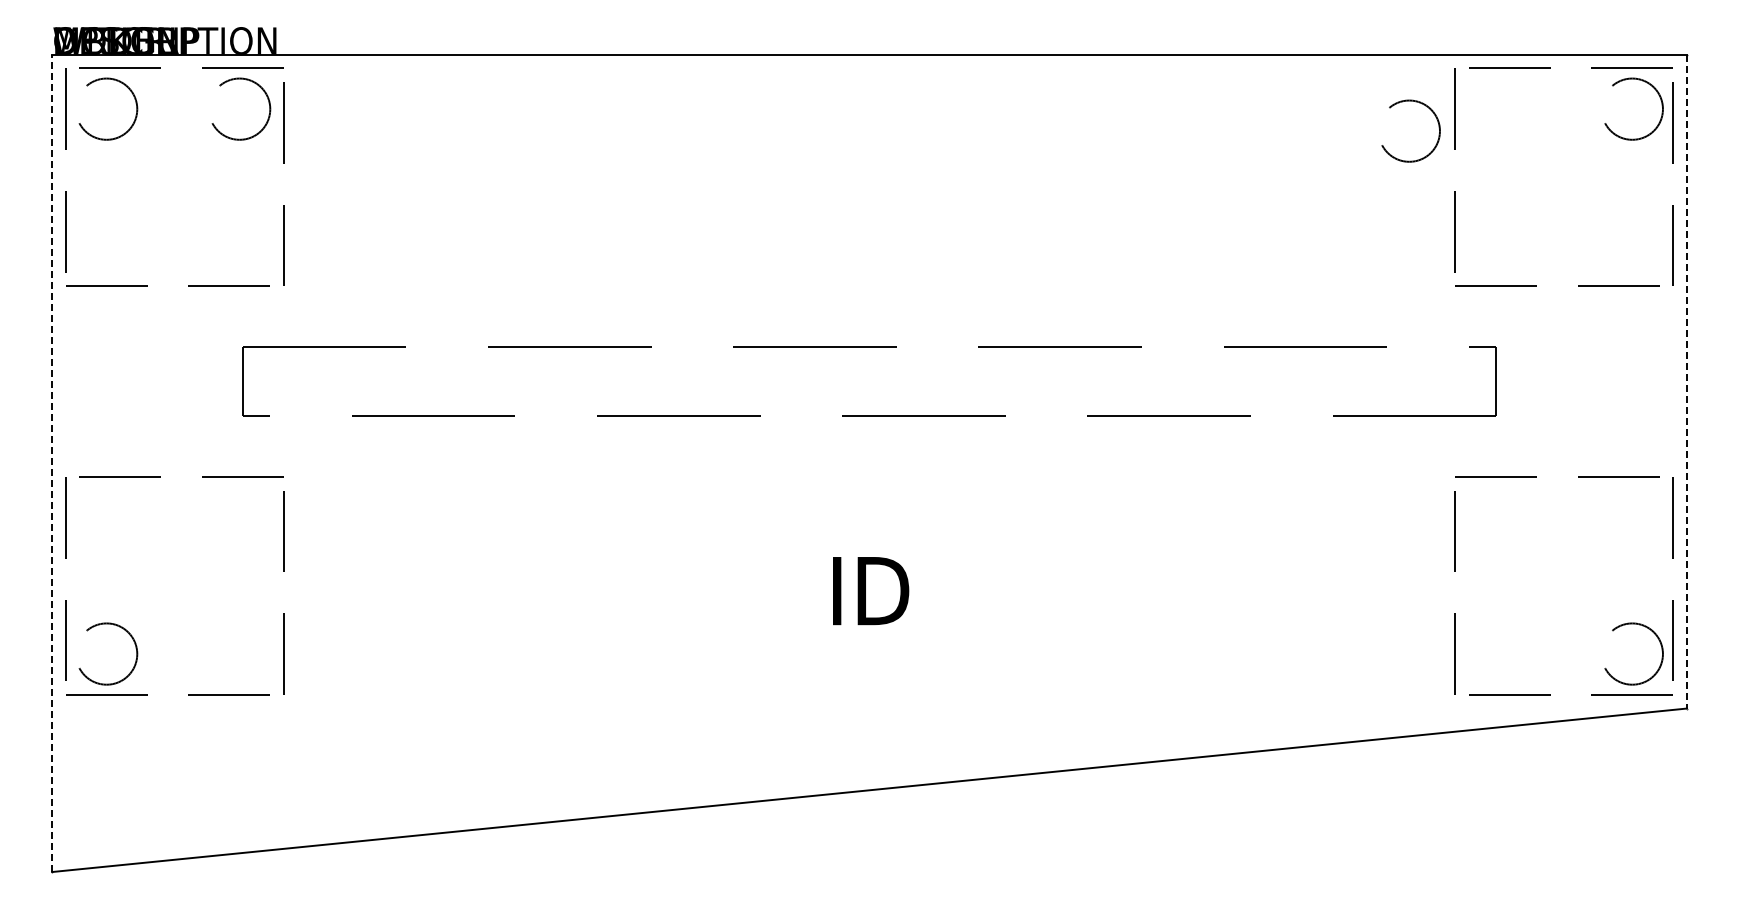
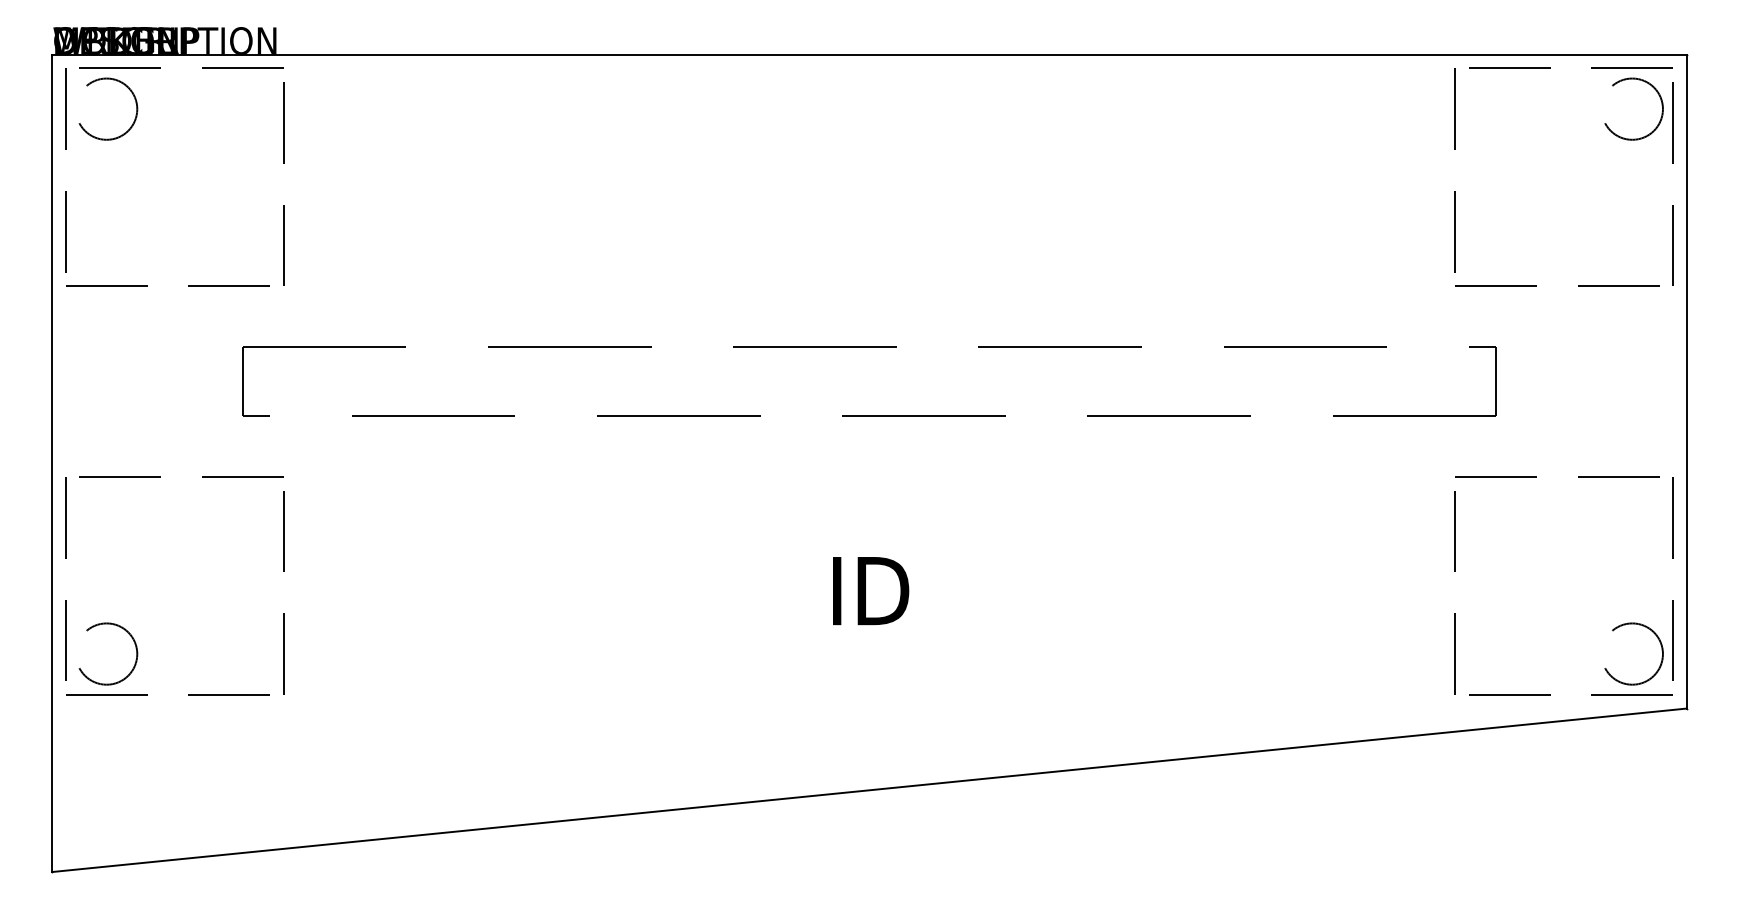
circle: present -> none (241, 108)
circle: present -> none (1410, 130)
line: dashed -> solid (1686, 381)
line: dashed -> solid (52, 463)
